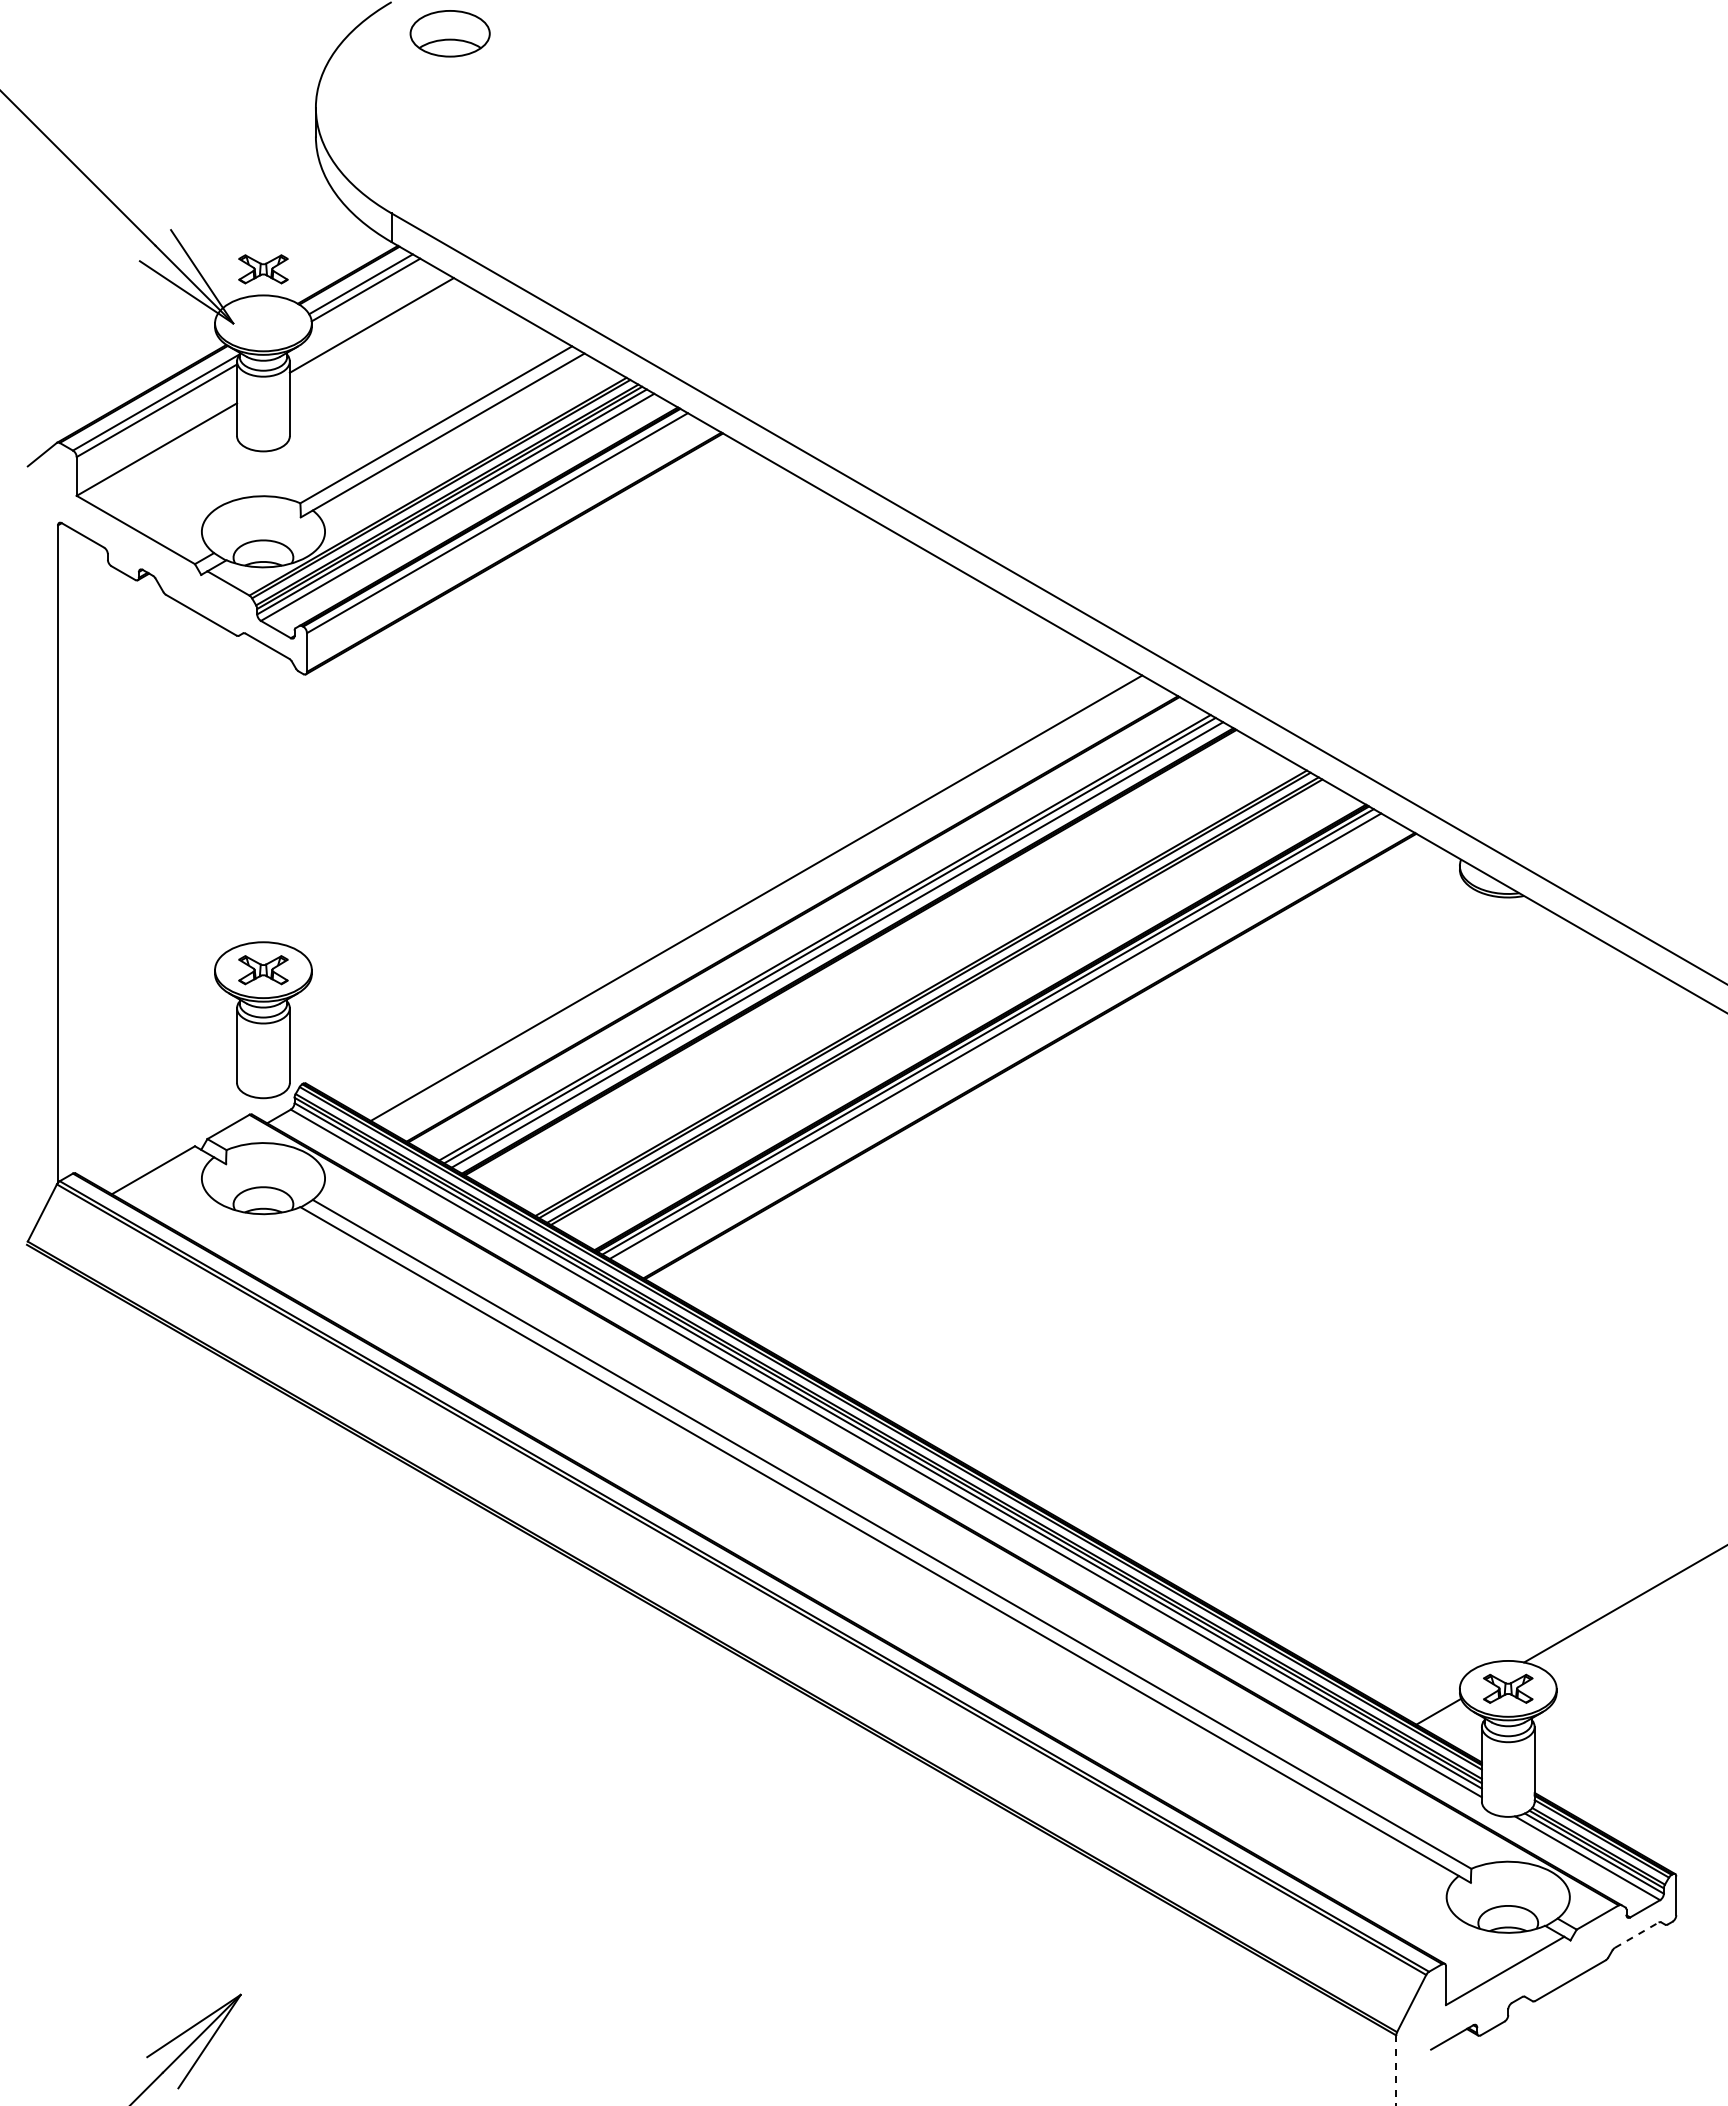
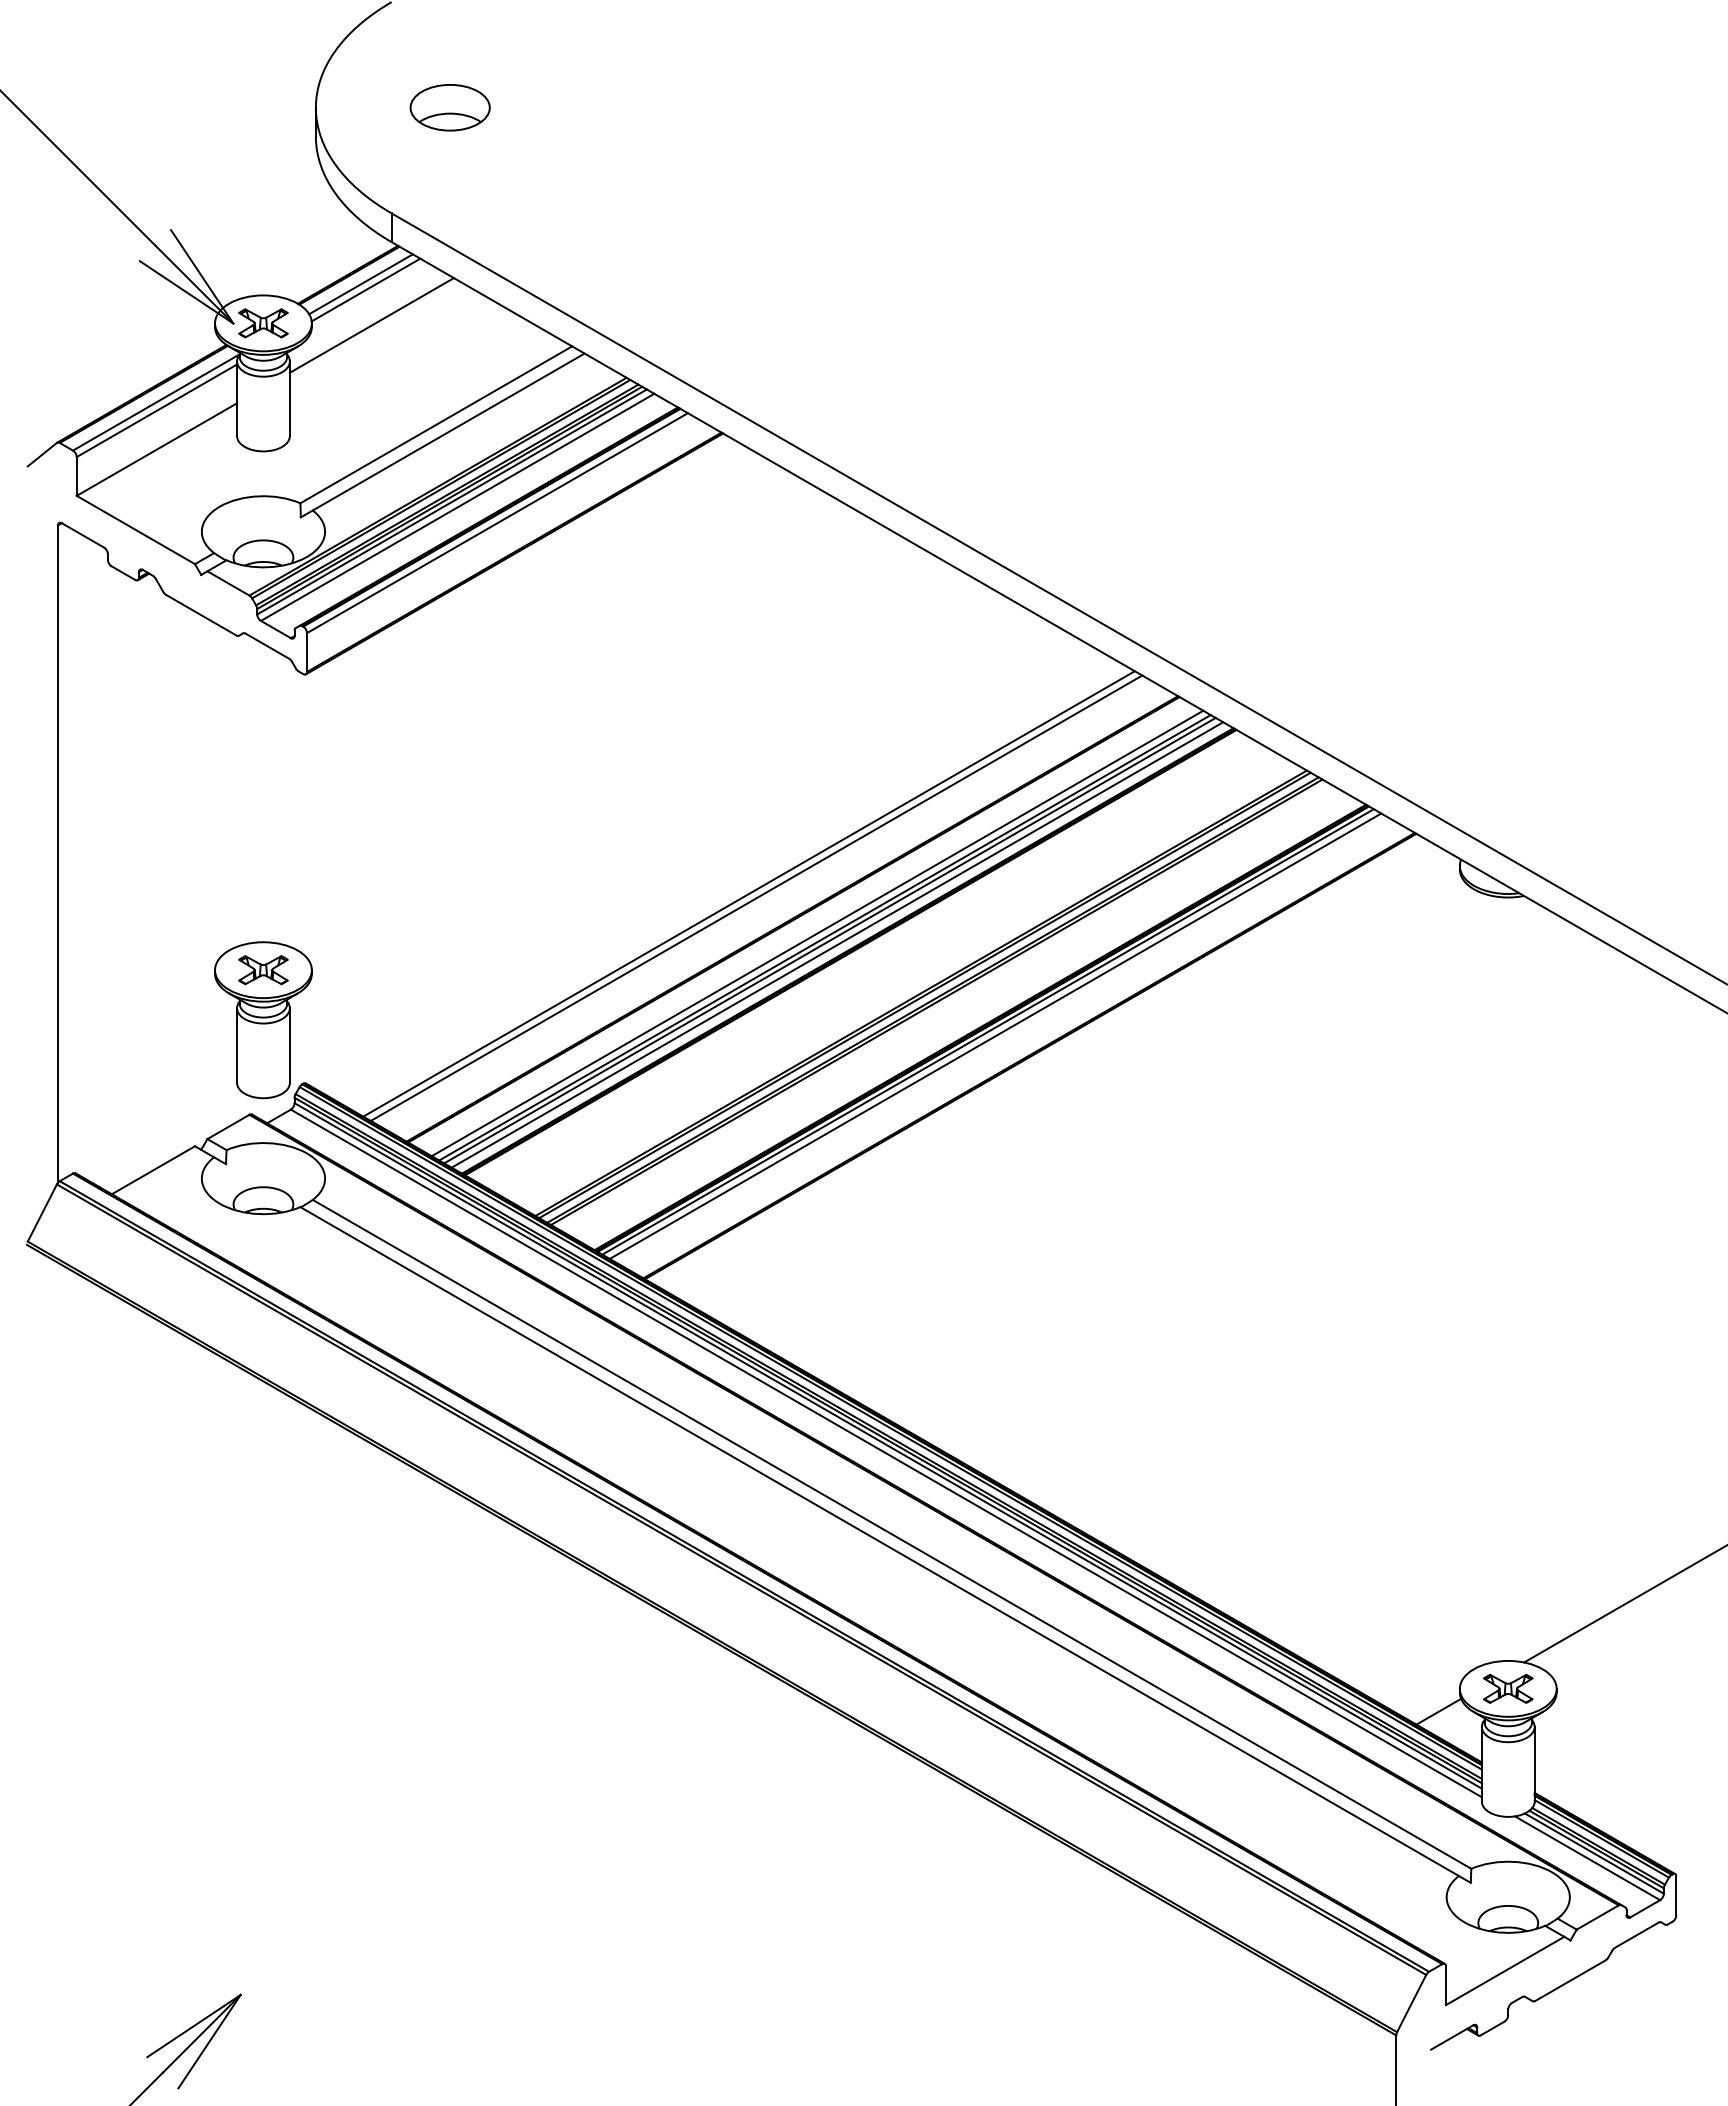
part position: (449, 33) -> (449, 107) (449, 107)
part position: (263, 269) -> (263, 323) (263, 323)
line: none -> present (748, 893)
line: none -> present (817, 933)
line: dashed -> solid (1637, 1934)
line: dashed -> solid (1396, 2070)
